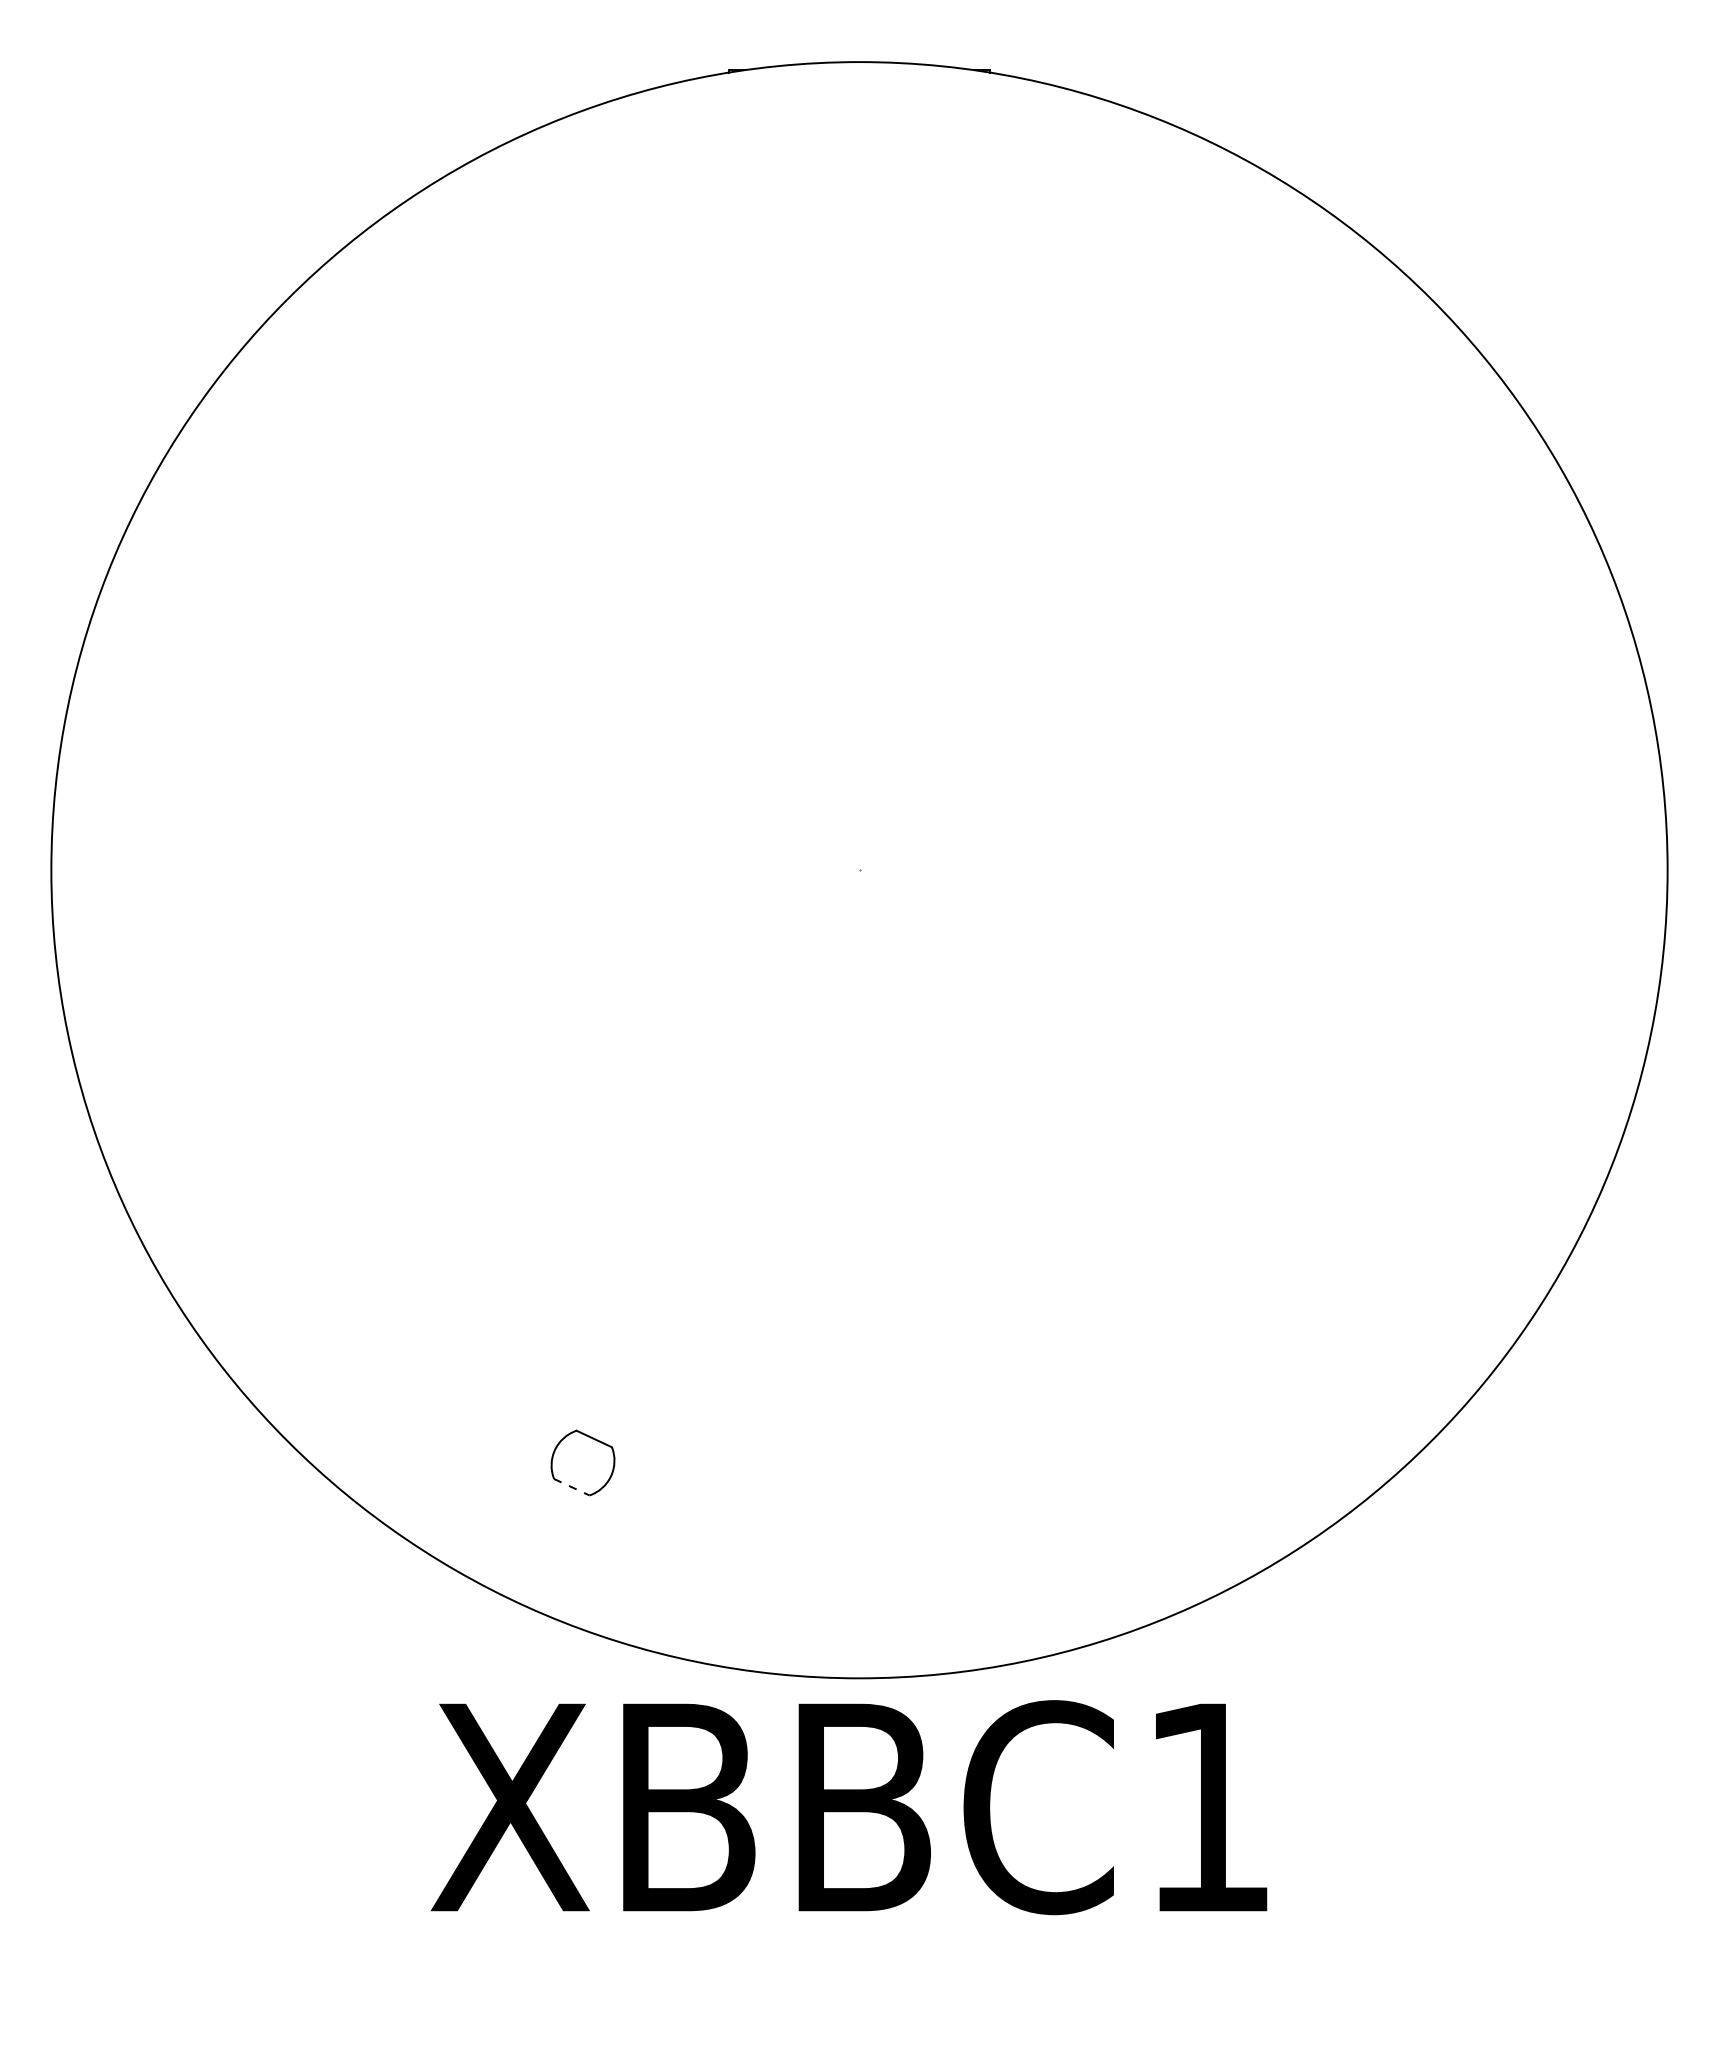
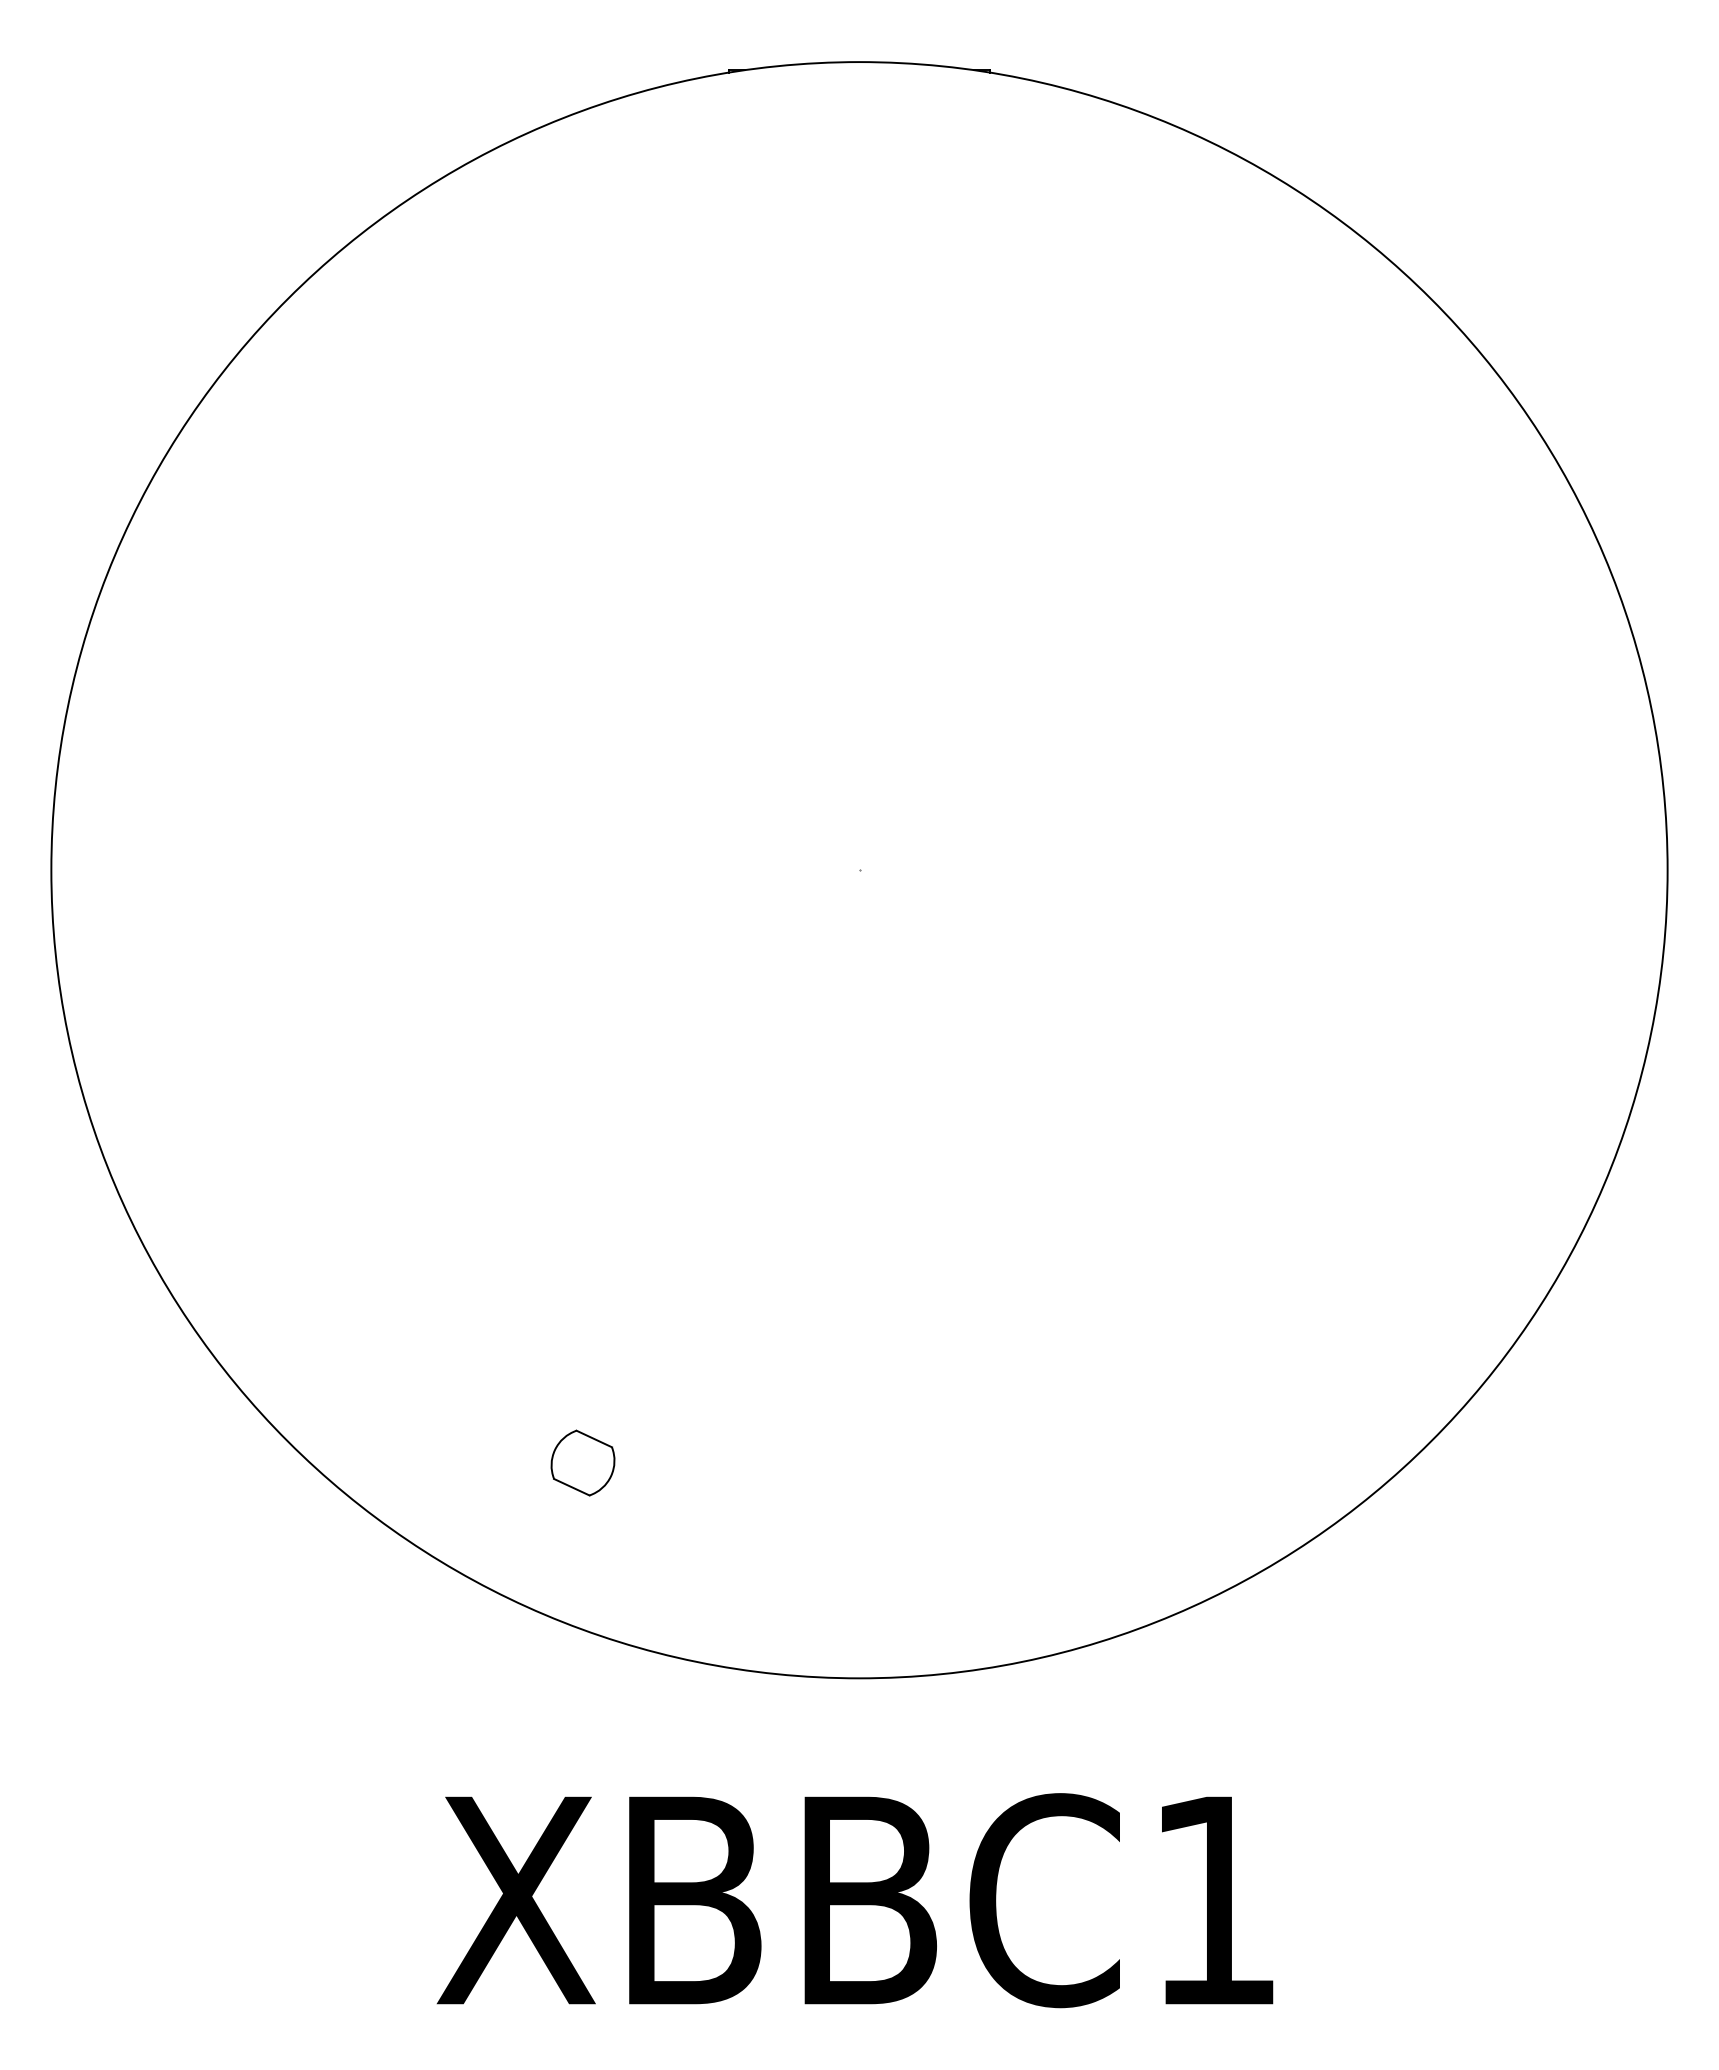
line: dashed -> solid (571, 1487)
text position: (848, 1807) -> (854, 1900) (854, 1900)
